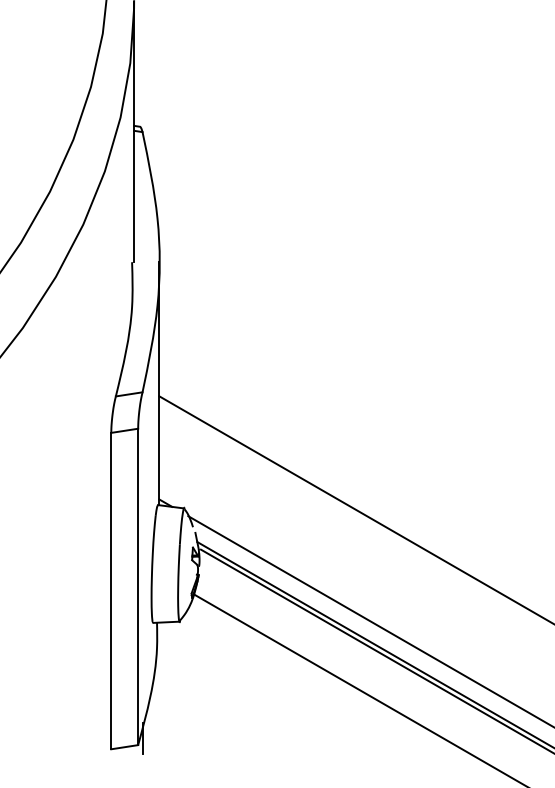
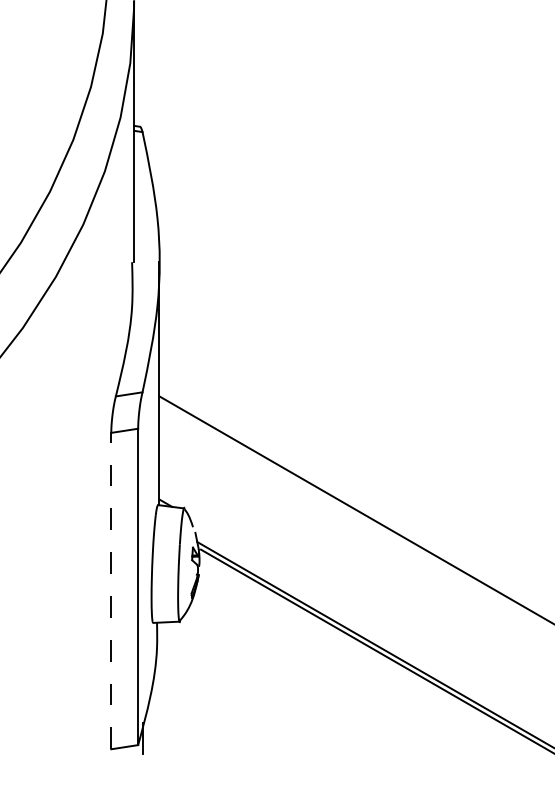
line: solid -> dashed (111, 590)
line: present -> none (369, 620)
line: present -> none (359, 689)
